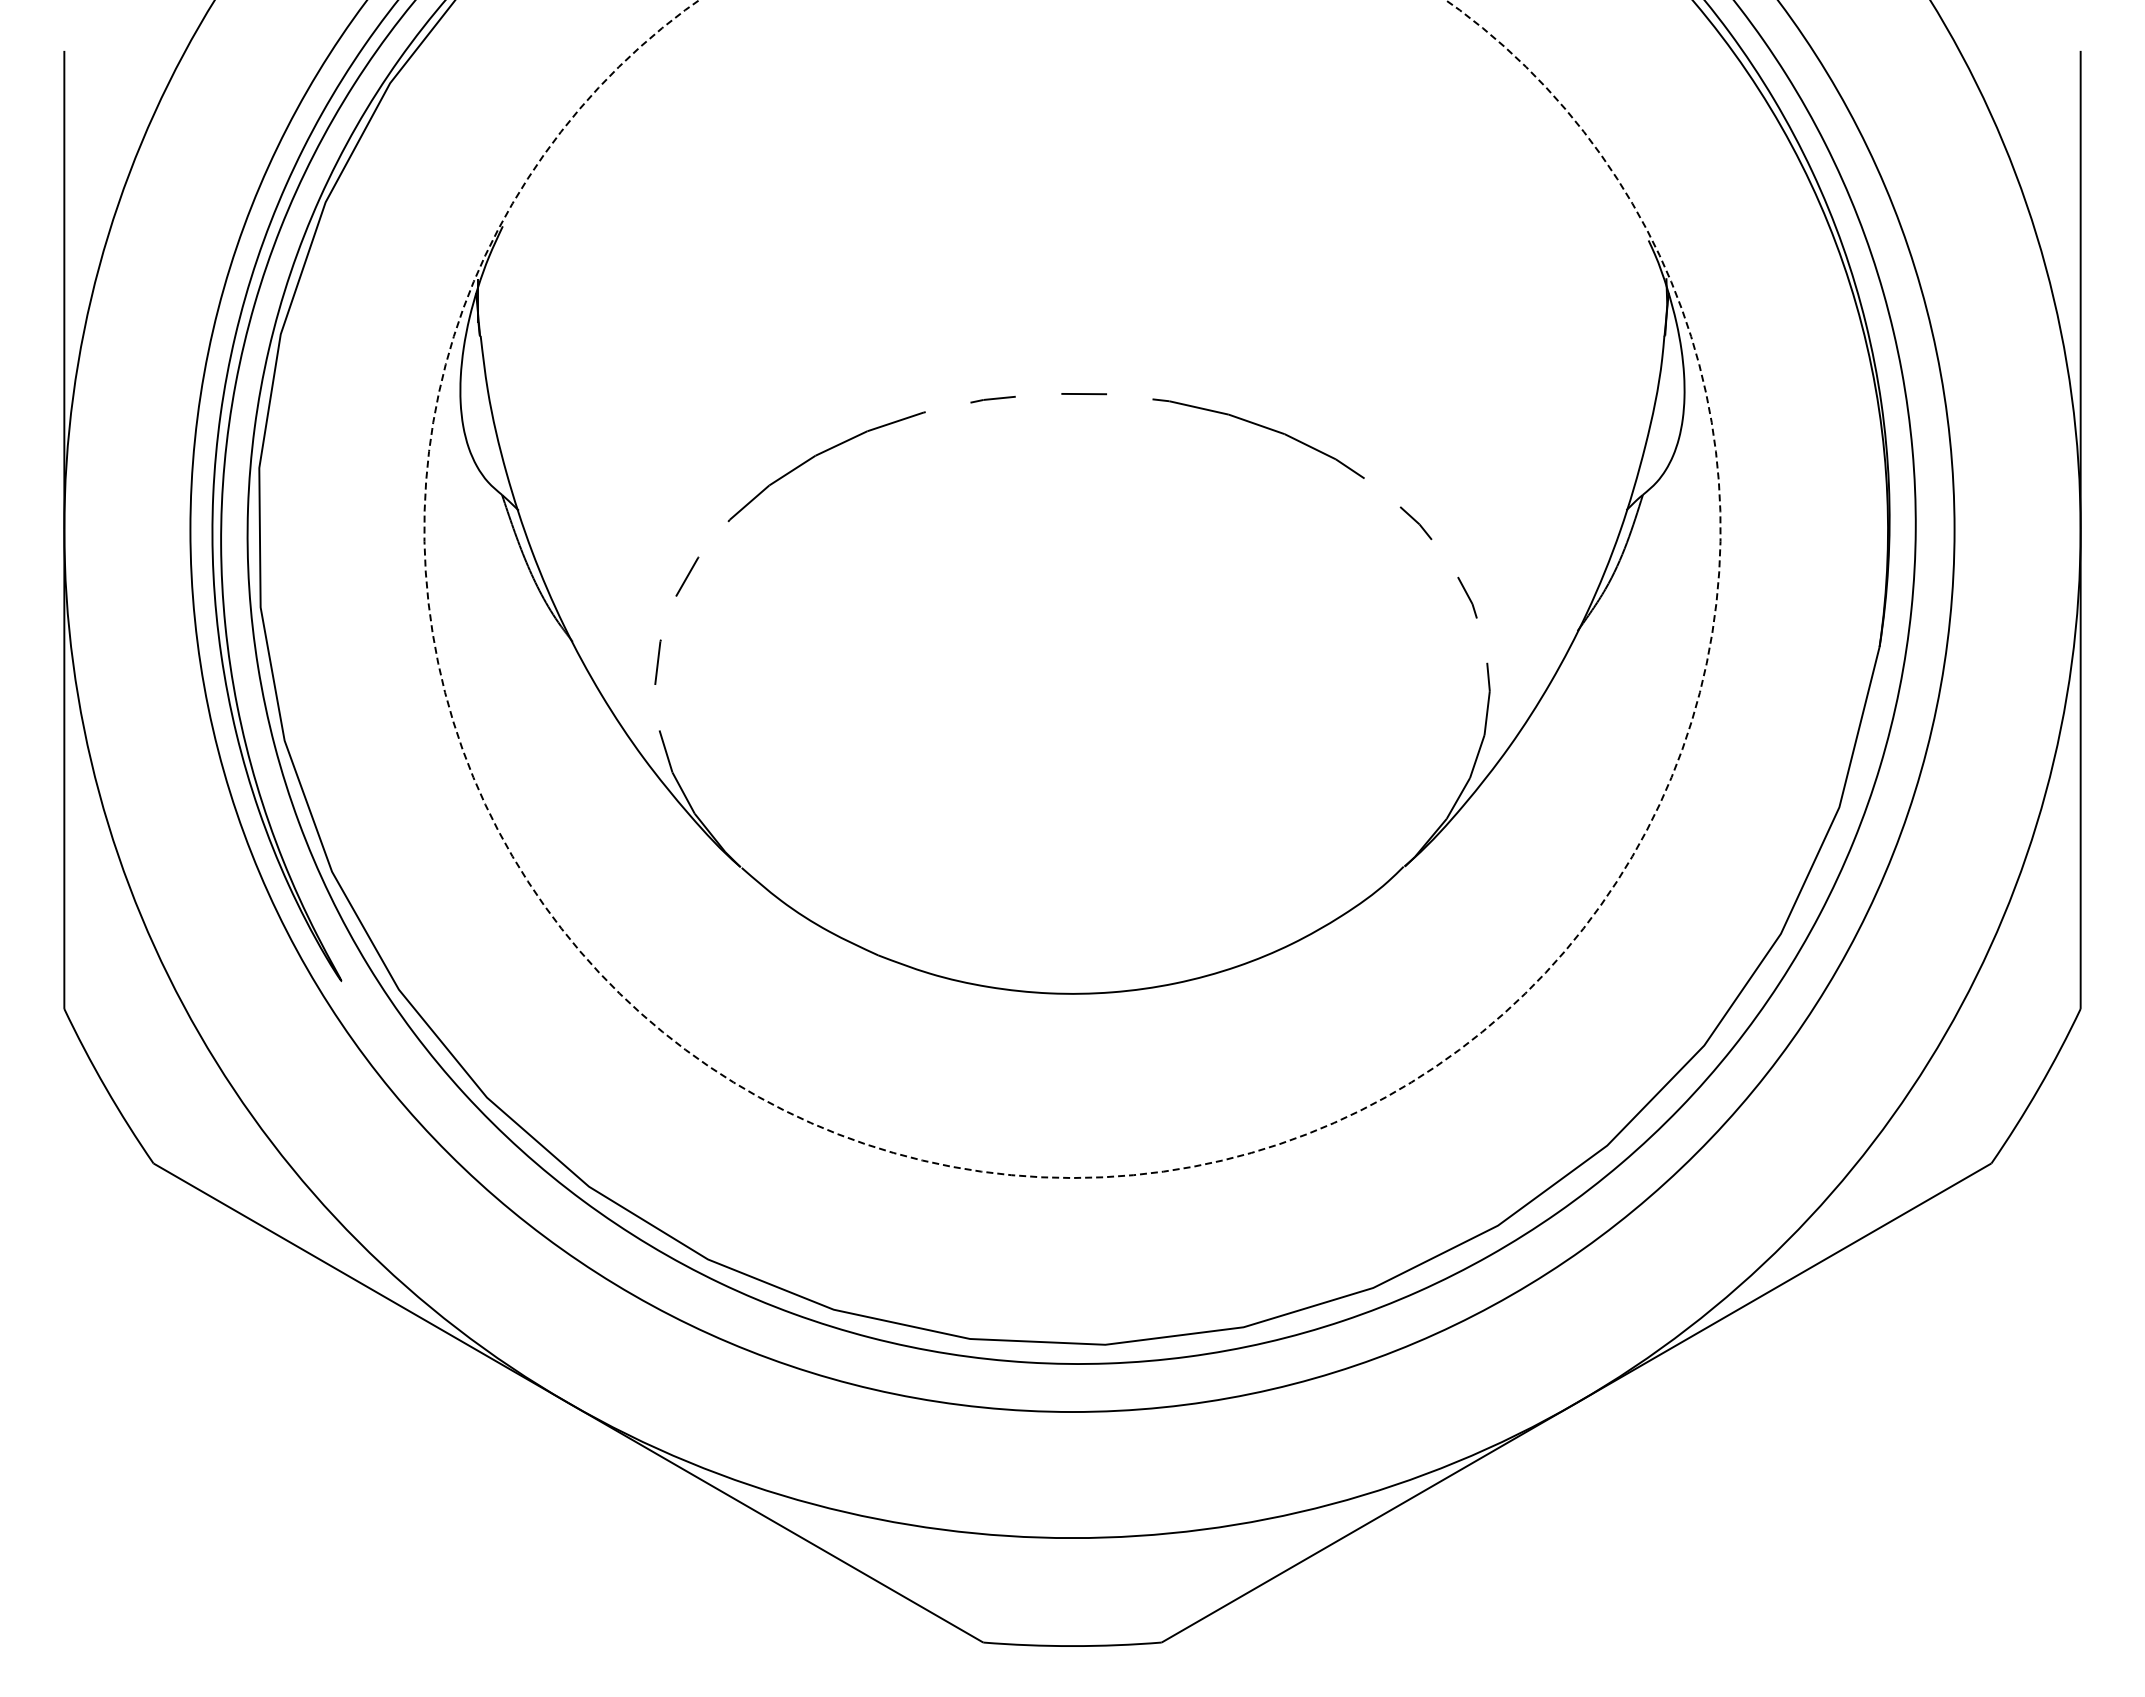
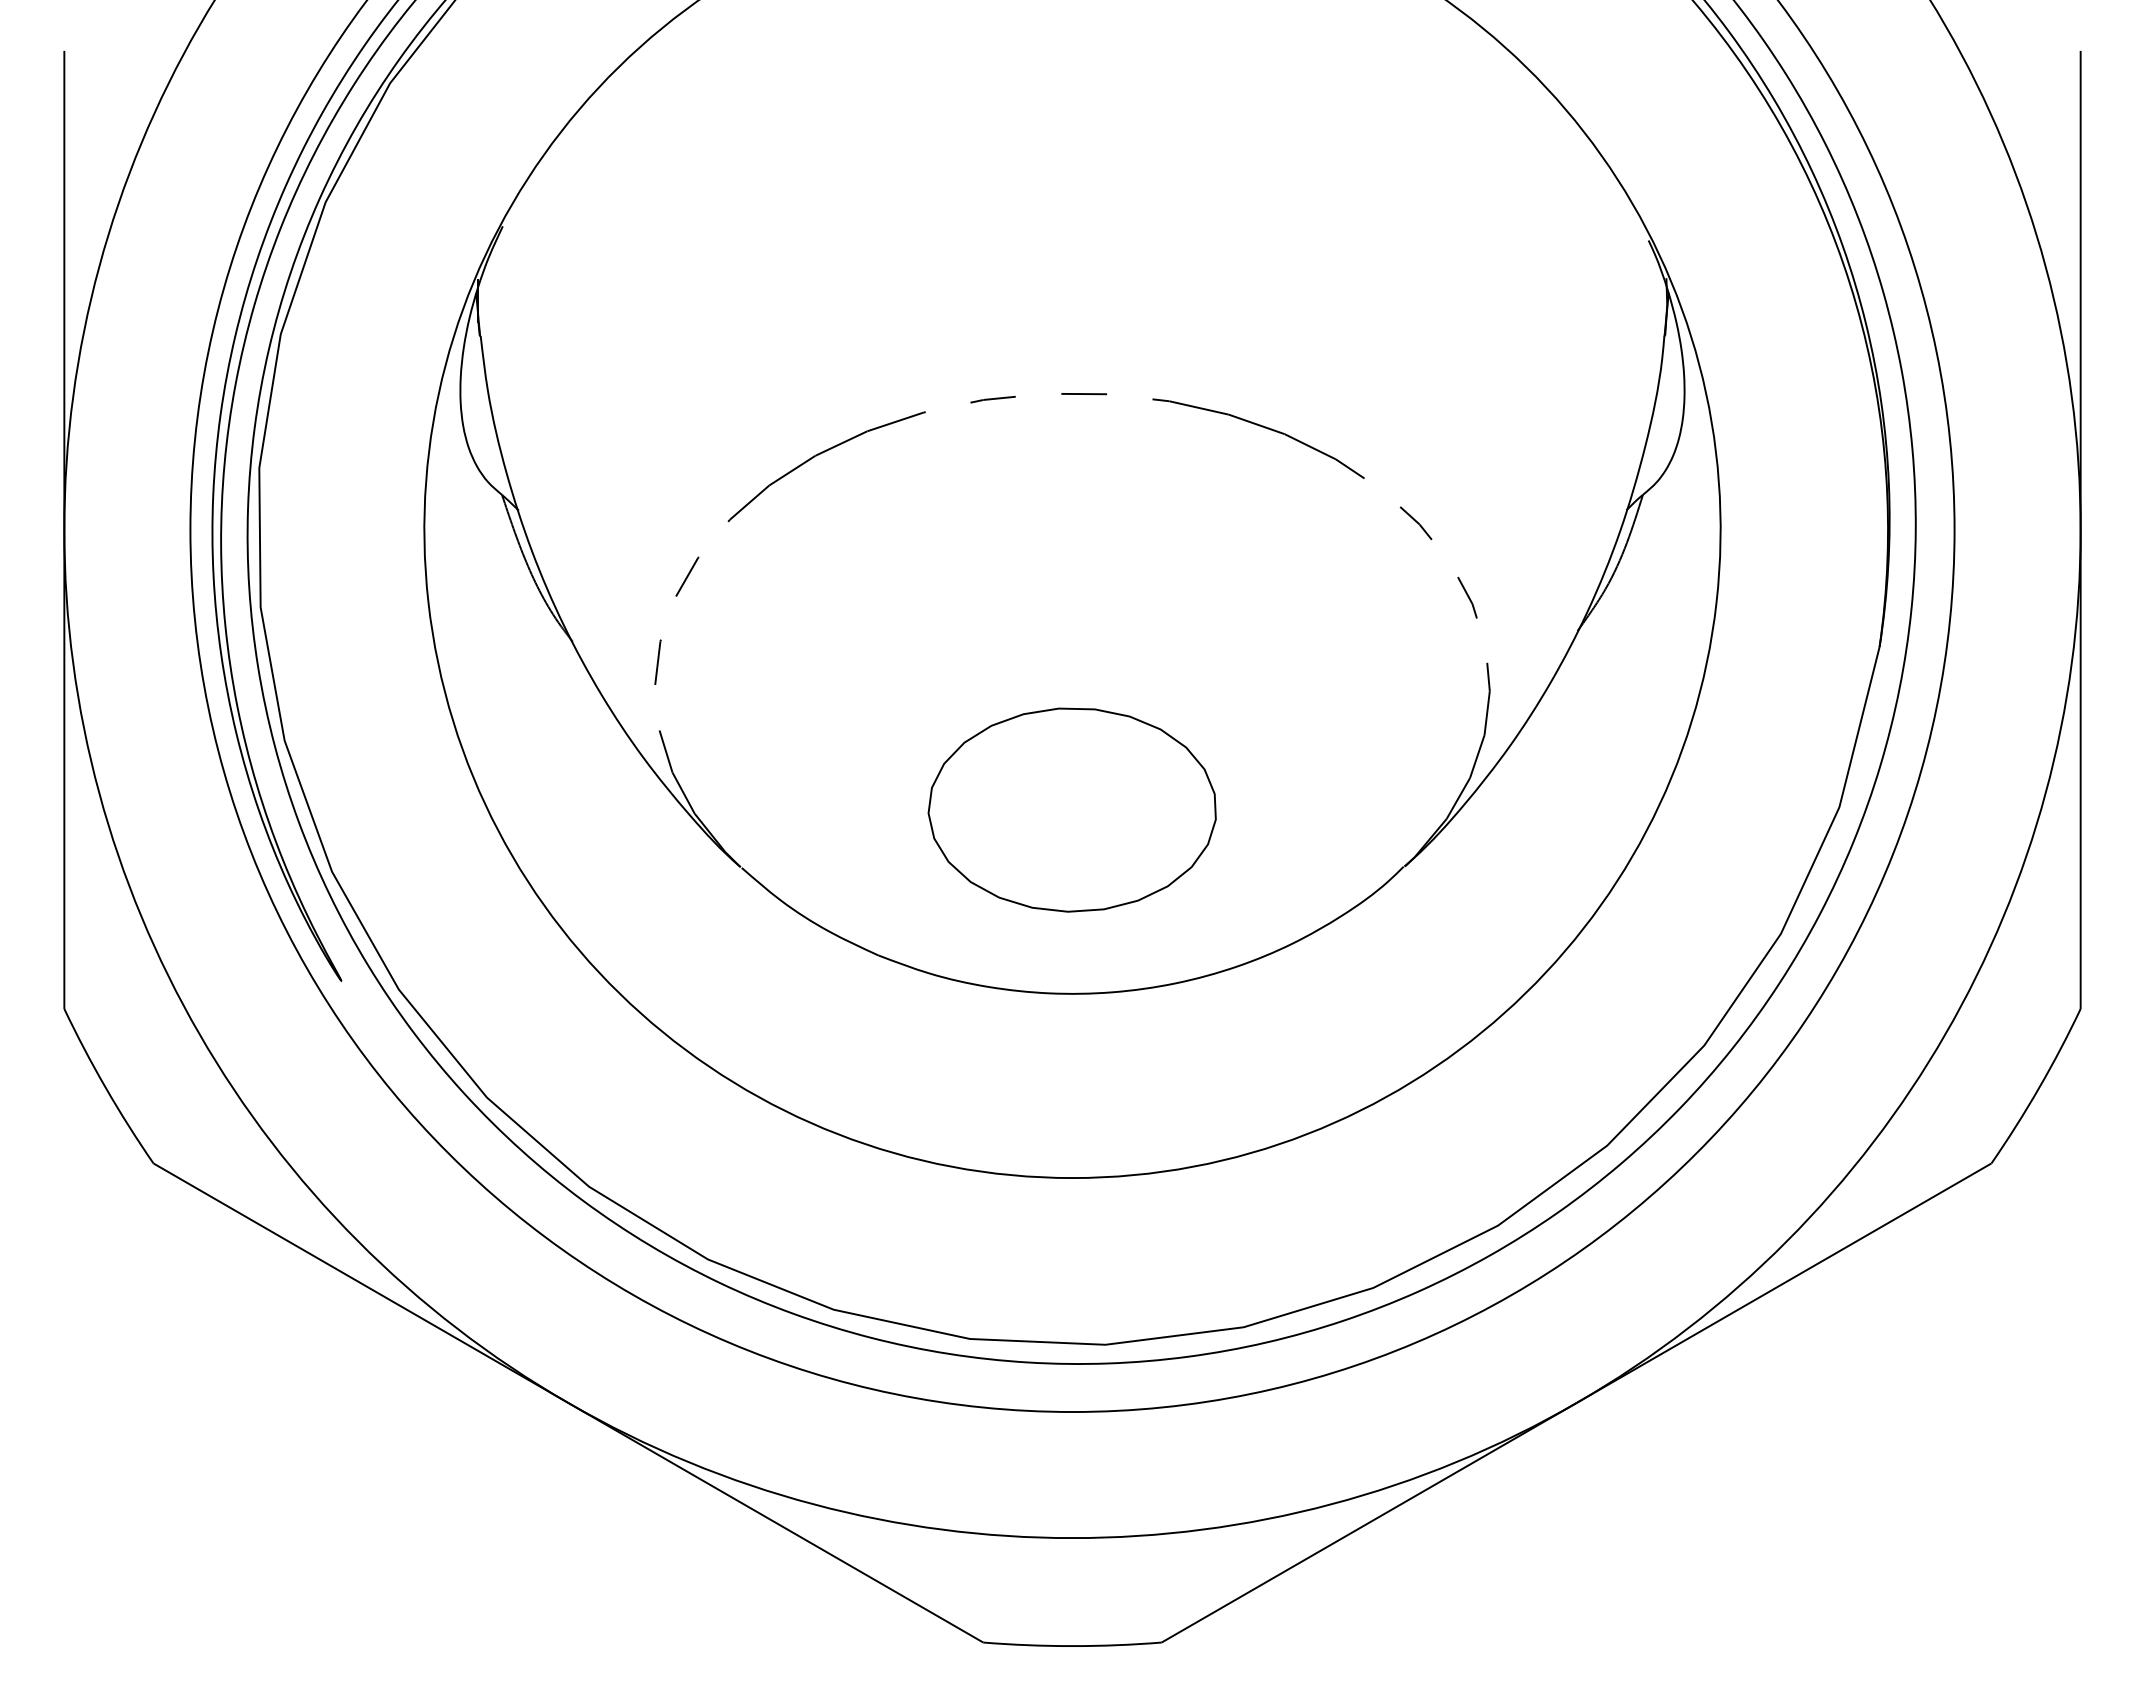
part: none -> present (1071, 809)
arc: dashed -> solid (1072, 1178)
